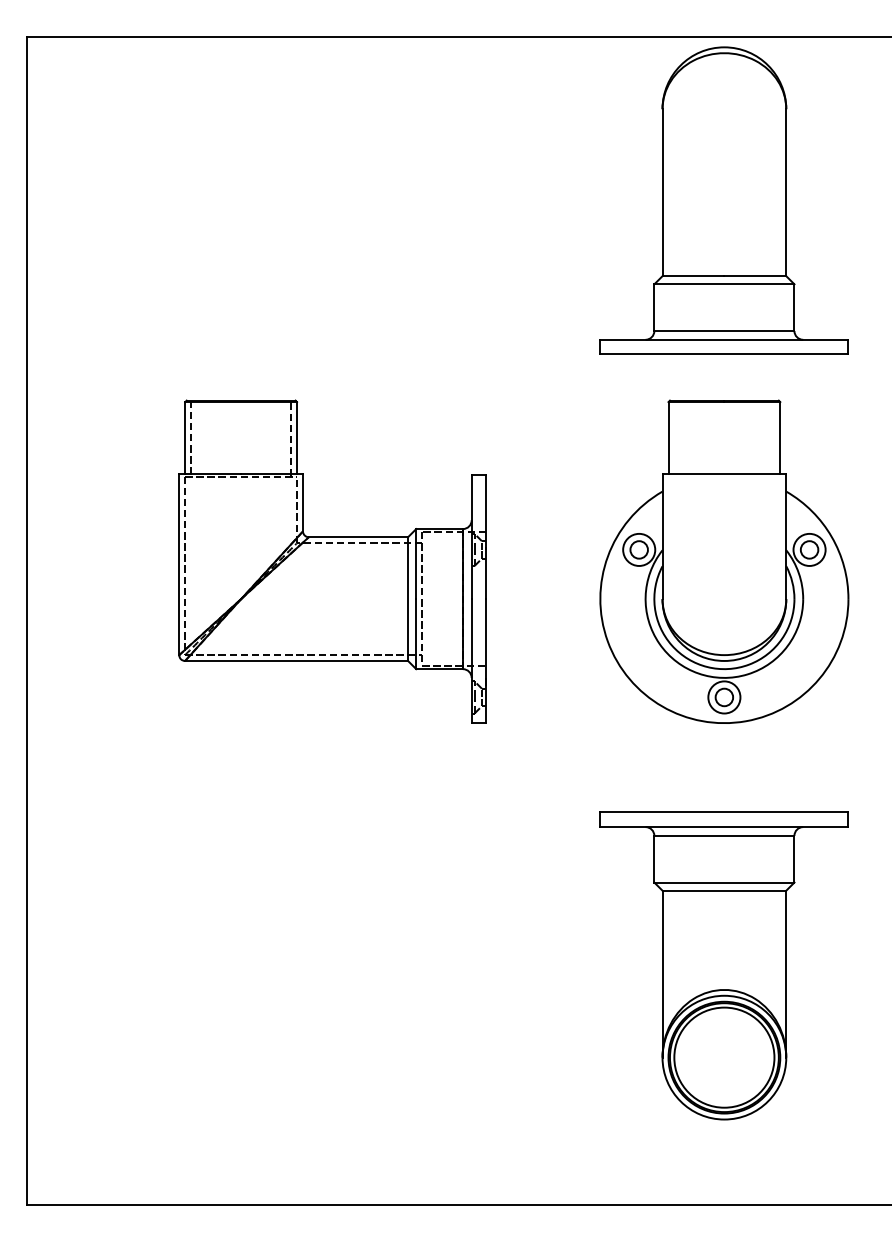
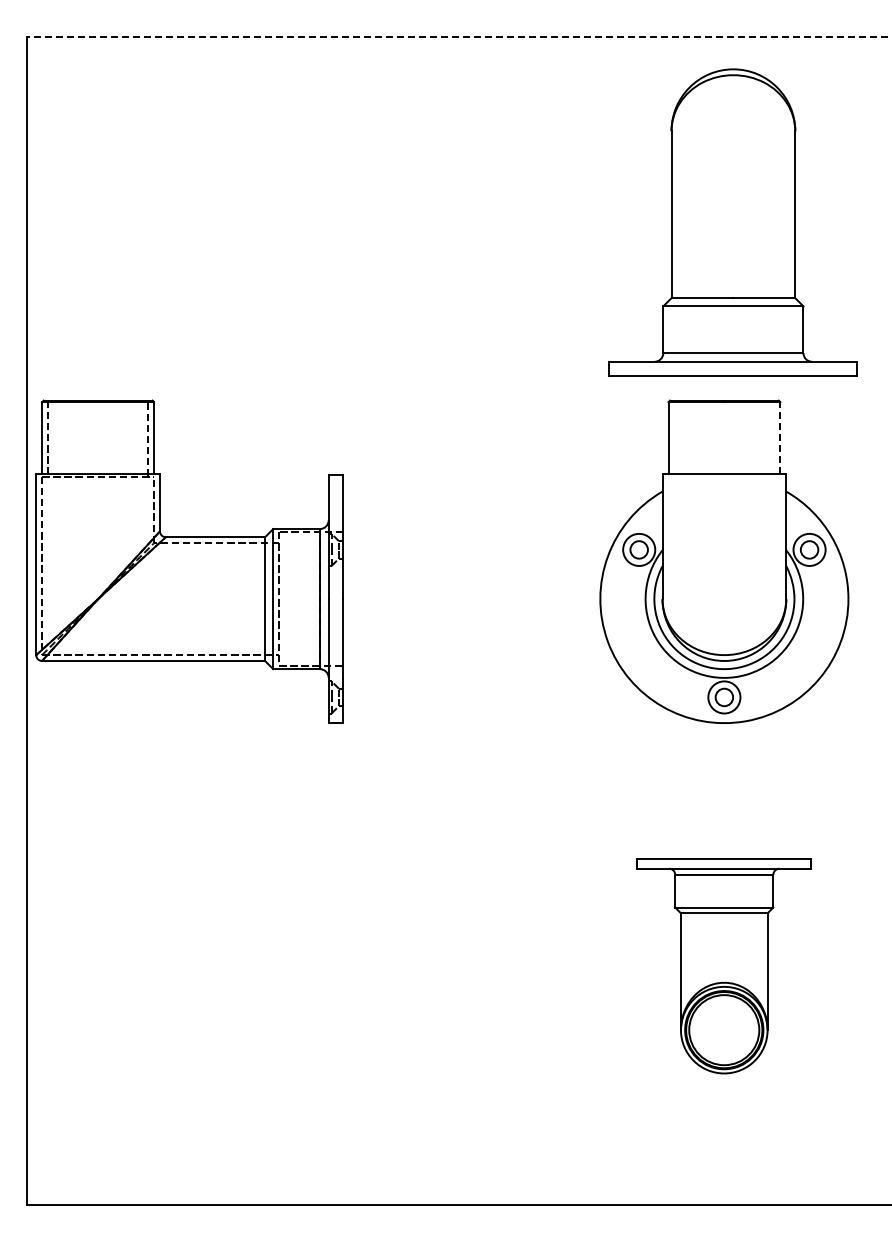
line: solid -> dashed (458, 37)
part position: (723, 200) -> (732, 222) (732, 222)
line: solid -> dashed (780, 437)
part position: (332, 561) -> (189, 561) (189, 561)
part size: 250x310 px -> 176x217 px (723, 966)
